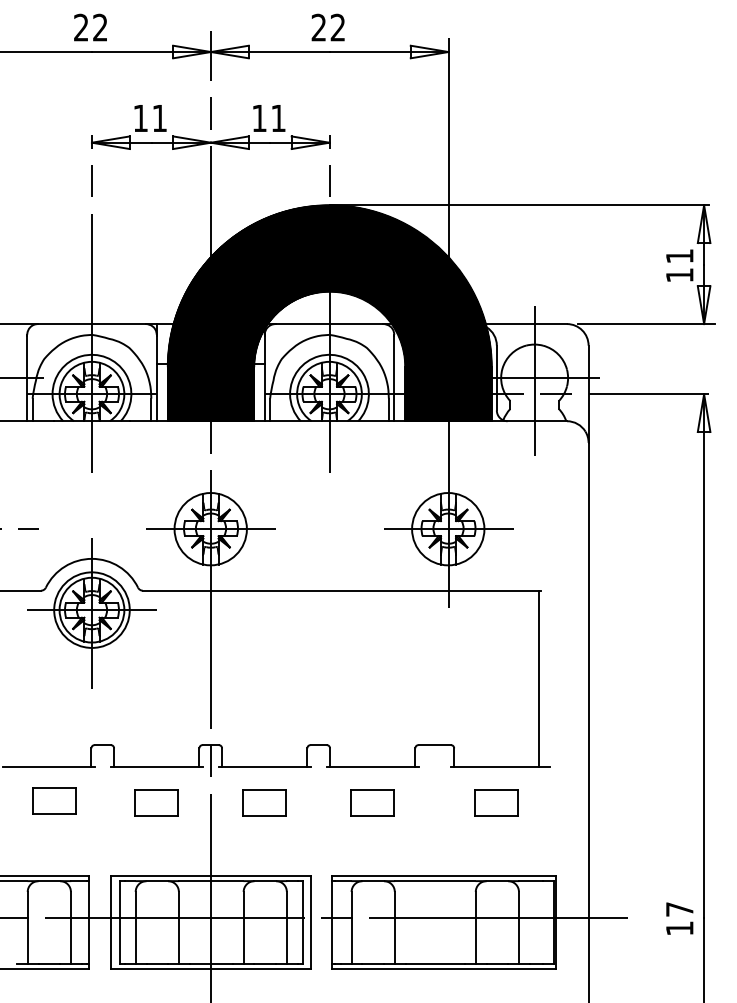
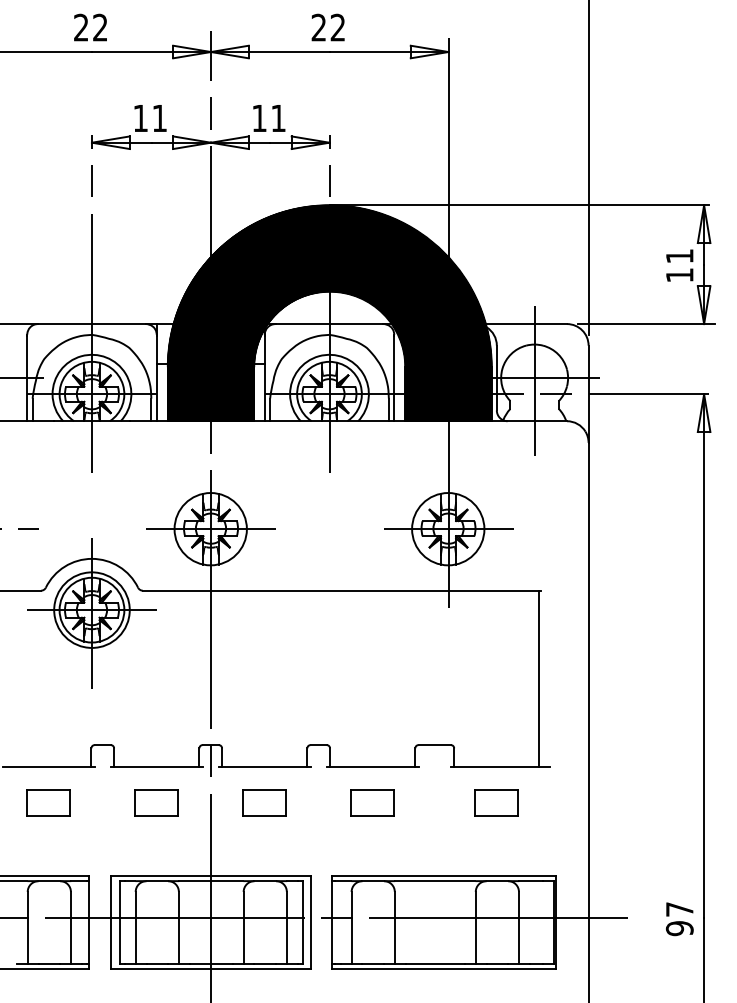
line: none -> present (588, 168)
part position: (54, 800) -> (48, 802) (48, 802)
text: 17 -> 97 (679, 928)
